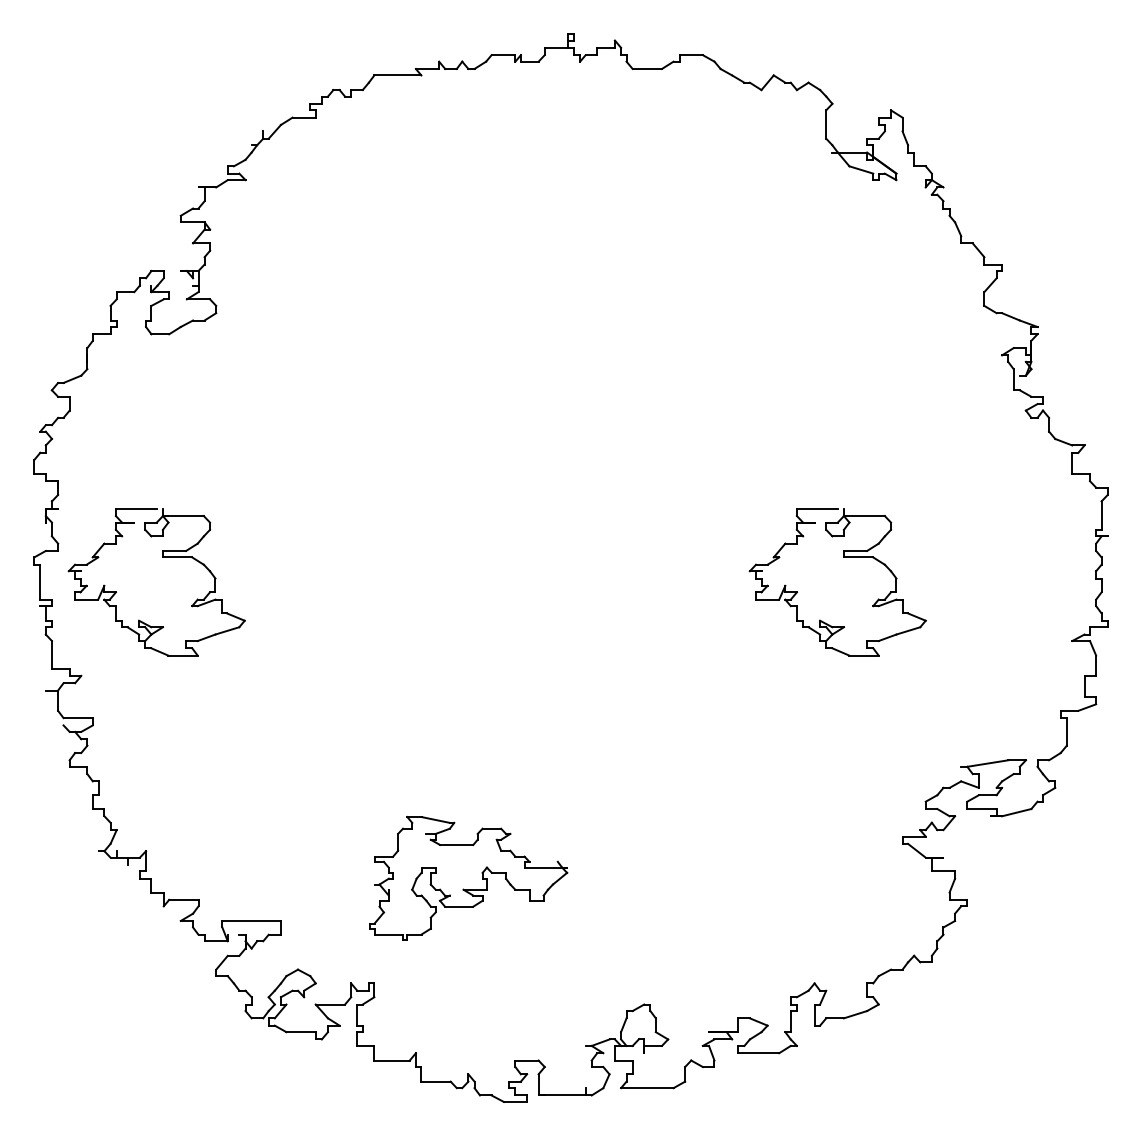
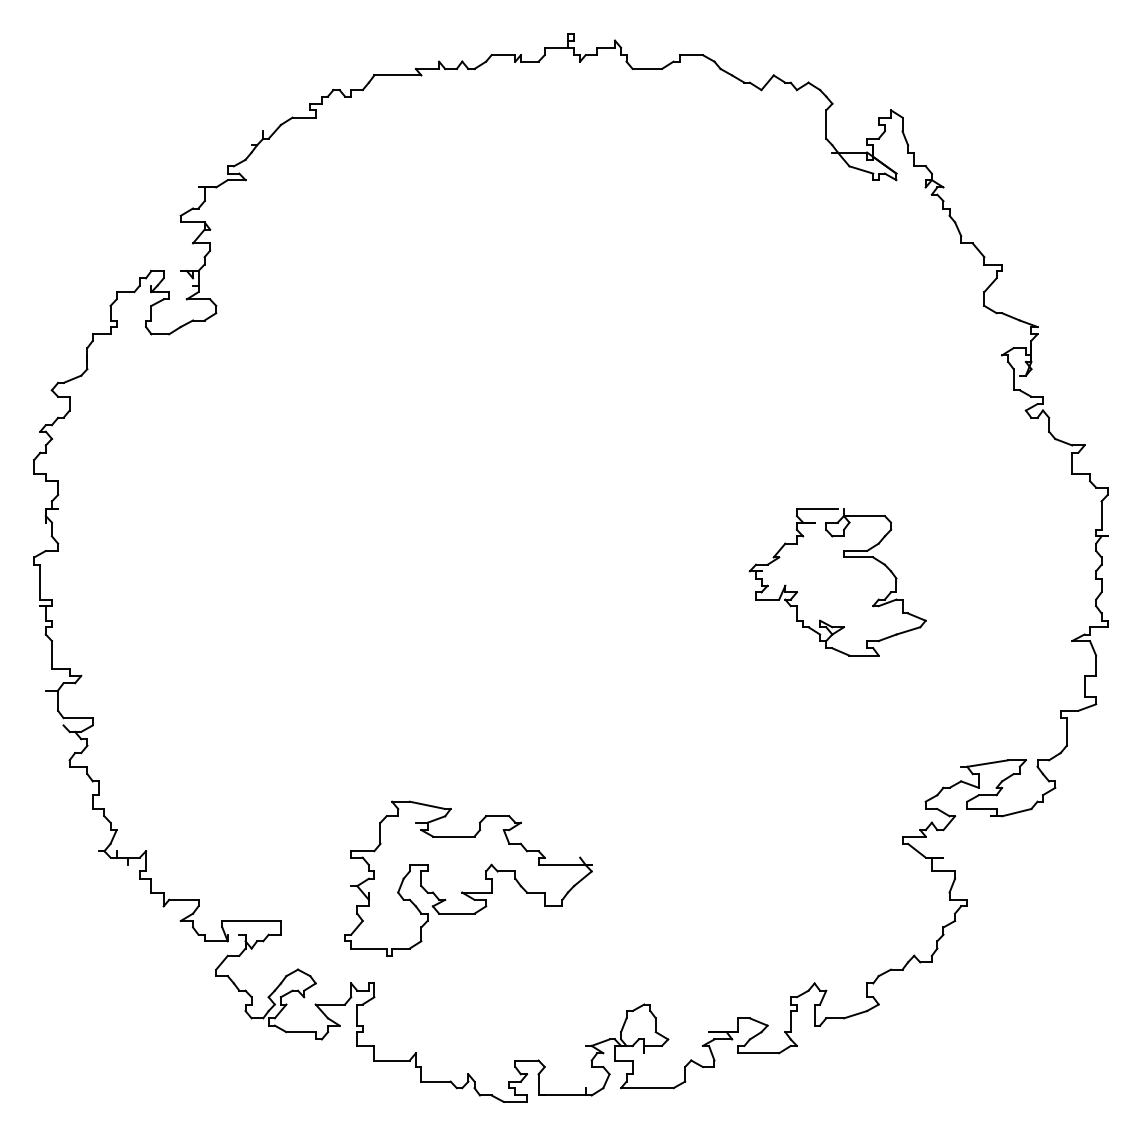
part: present -> none (162, 557)
part size: 200x125 px -> 249x157 px (468, 878)
